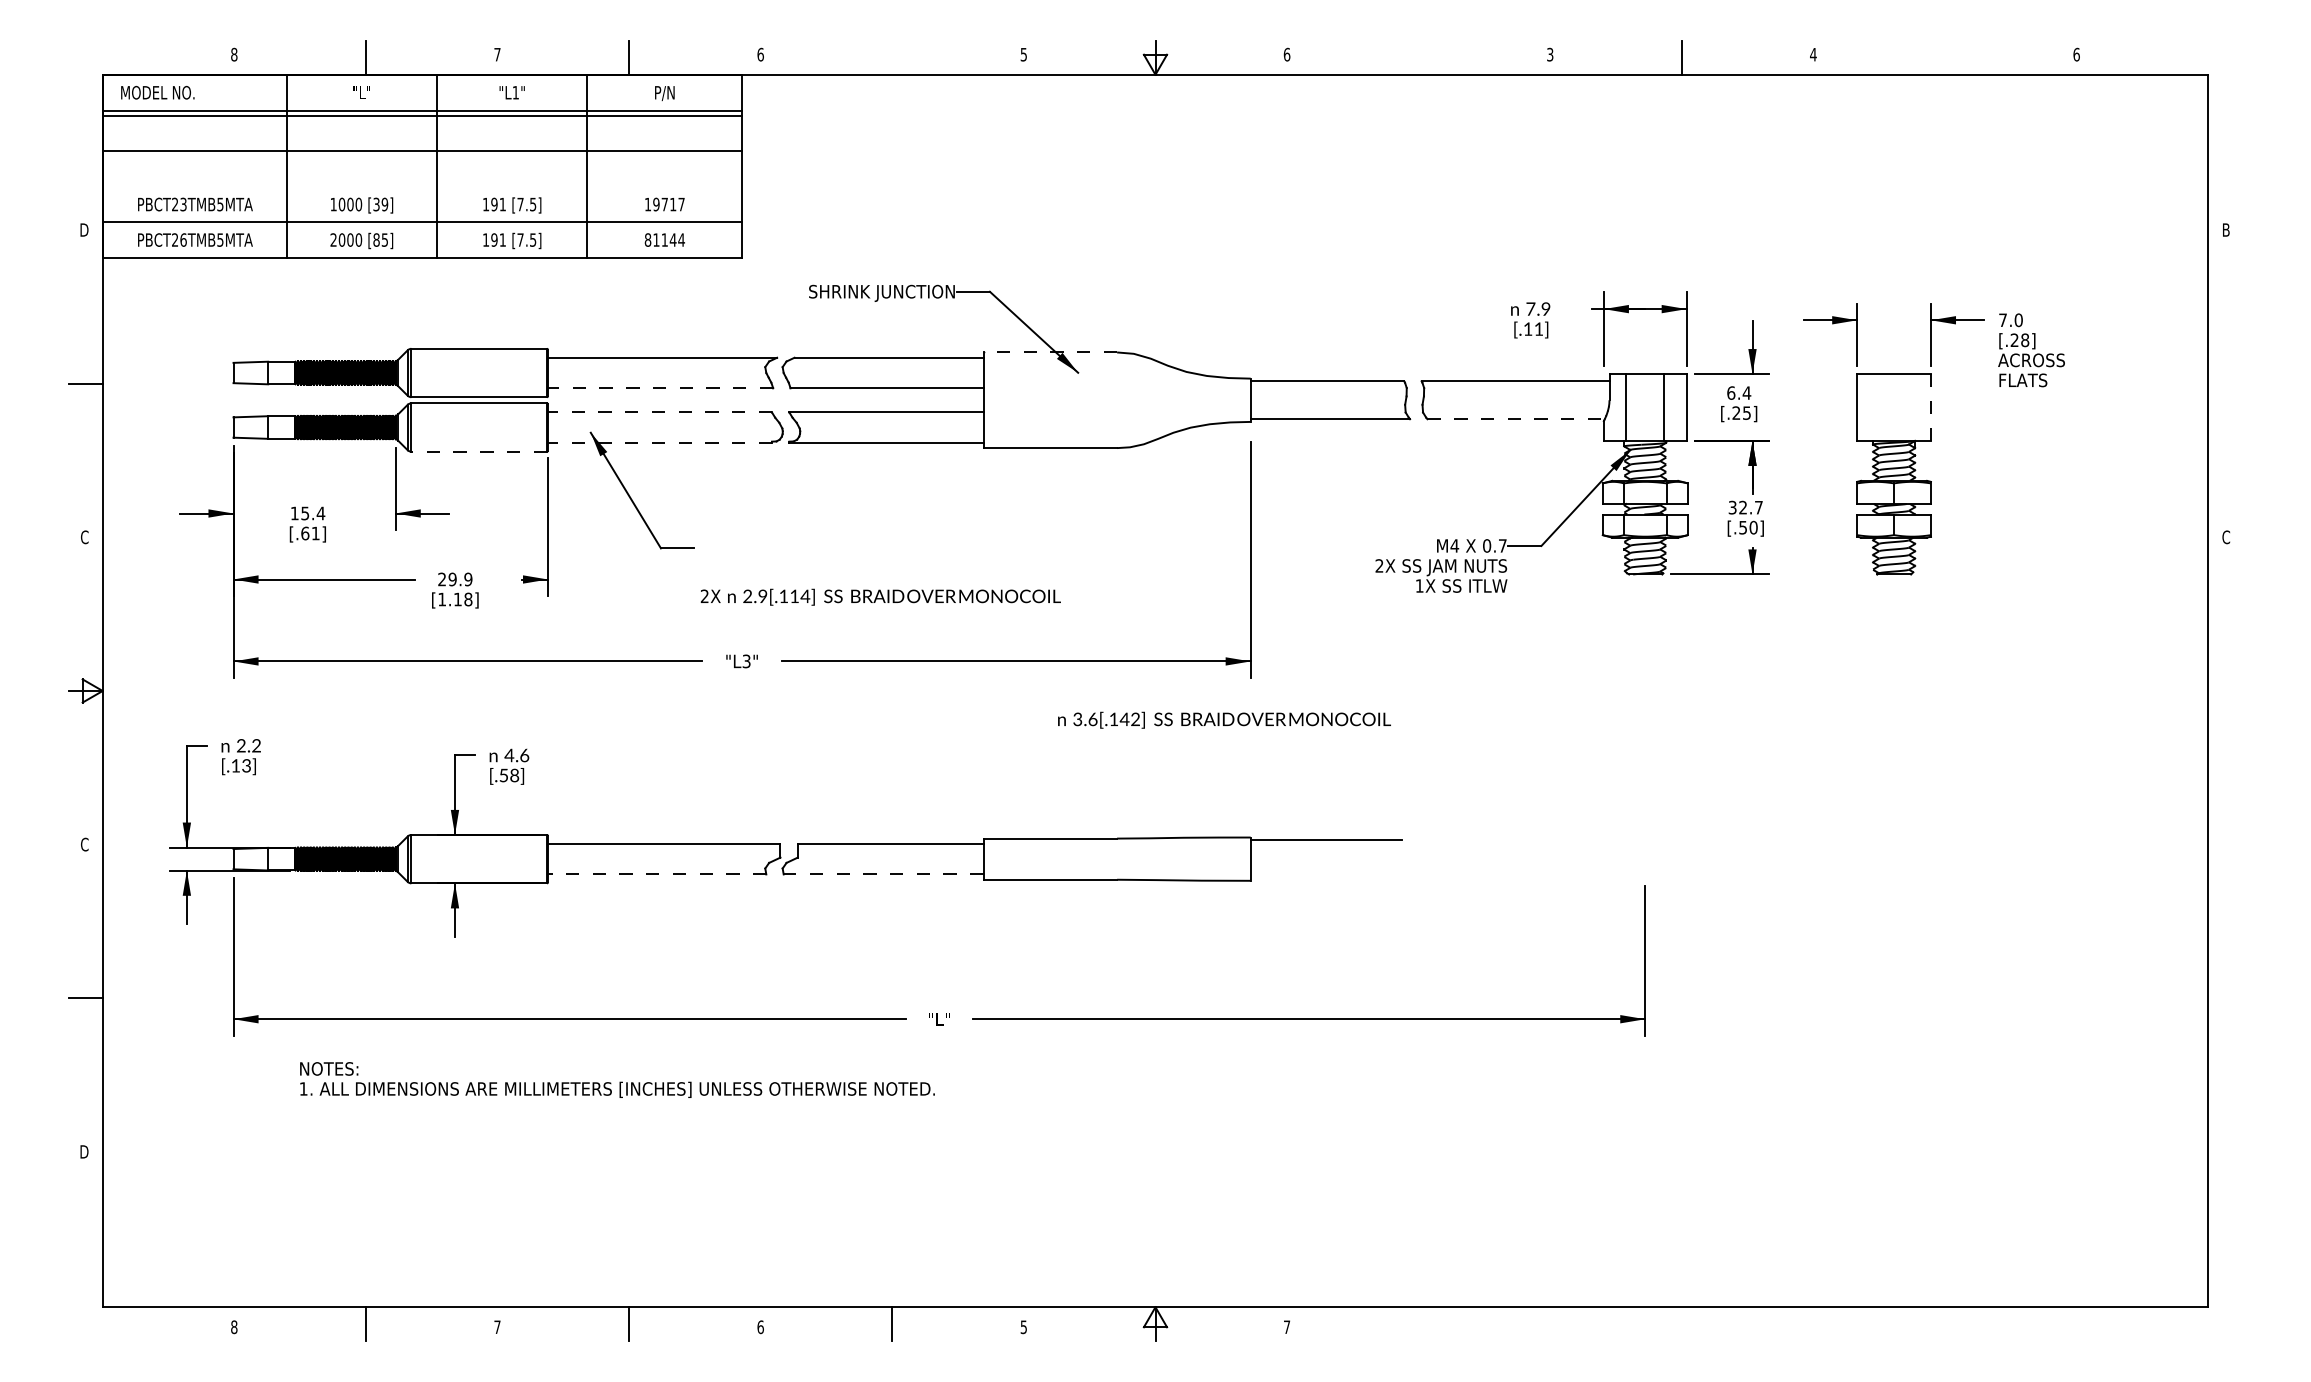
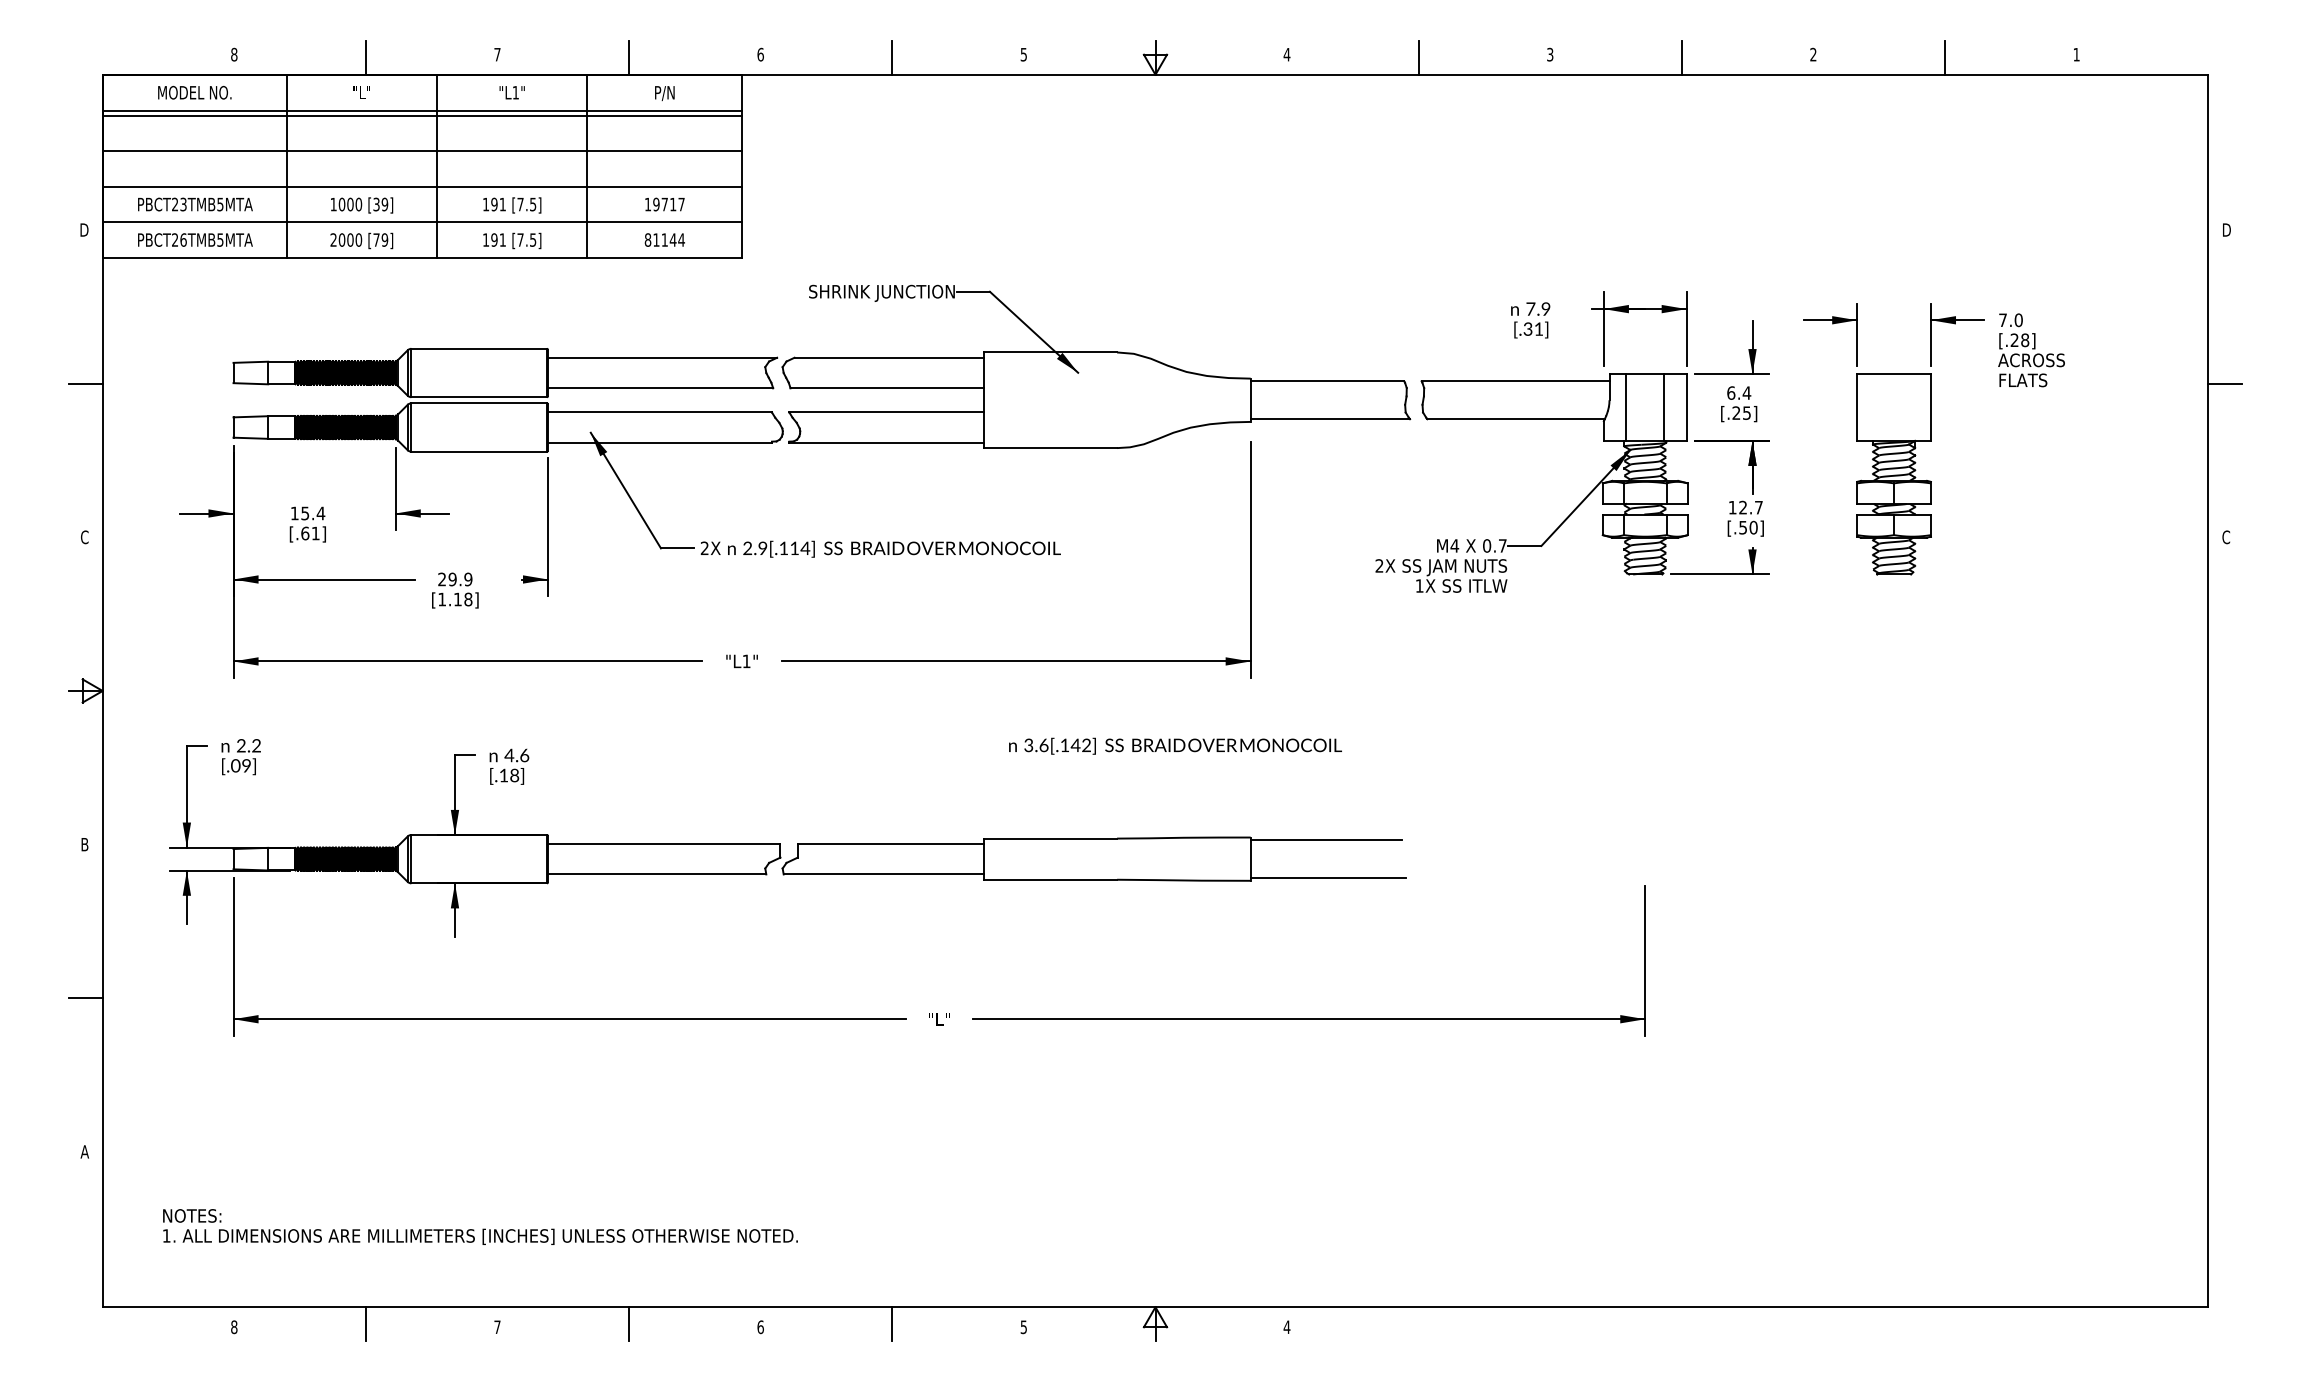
text: 6 -> 4 (1286, 54)
text: 4 -> 2 (1813, 54)
text: 6 -> 1 (2076, 54)
line: none -> present (892, 57)
line: none -> present (1418, 57)
line: none -> present (1945, 57)
text position: (157, 92) -> (194, 92) (194, 92)
line: none -> present (422, 186)
text: B -> D (2227, 230)
text: [85] -> [79] (380, 239)
text: [.11] -> [.31] (1527, 328)
line: dashed -> solid (1050, 352)
line: none -> present (2224, 383)
line: dashed -> solid (660, 388)
line: dashed -> solid (1930, 407)
line: dashed -> solid (660, 412)
line: dashed -> solid (1516, 419)
line: dashed -> solid (660, 442)
line: dashed -> solid (479, 451)
text: 32.7 -> 12.7 (1732, 507)
text position: (880, 596) -> (880, 548) (880, 548)
text: "L3" -> "L1" (746, 661)
text position: (1224, 719) -> (1175, 745) (1175, 745)
text: [.13] -> [.09] (240, 765)
text: [.58] -> [.18] (503, 775)
text: C -> B (84, 844)
line: dashed -> solid (656, 874)
line: dashed -> solid (883, 874)
line: none -> present (1327, 878)
text position: (617, 1079) -> (480, 1226) (480, 1226)
text: D -> A (84, 1151)
text: 7 -> 4 (1286, 1326)
